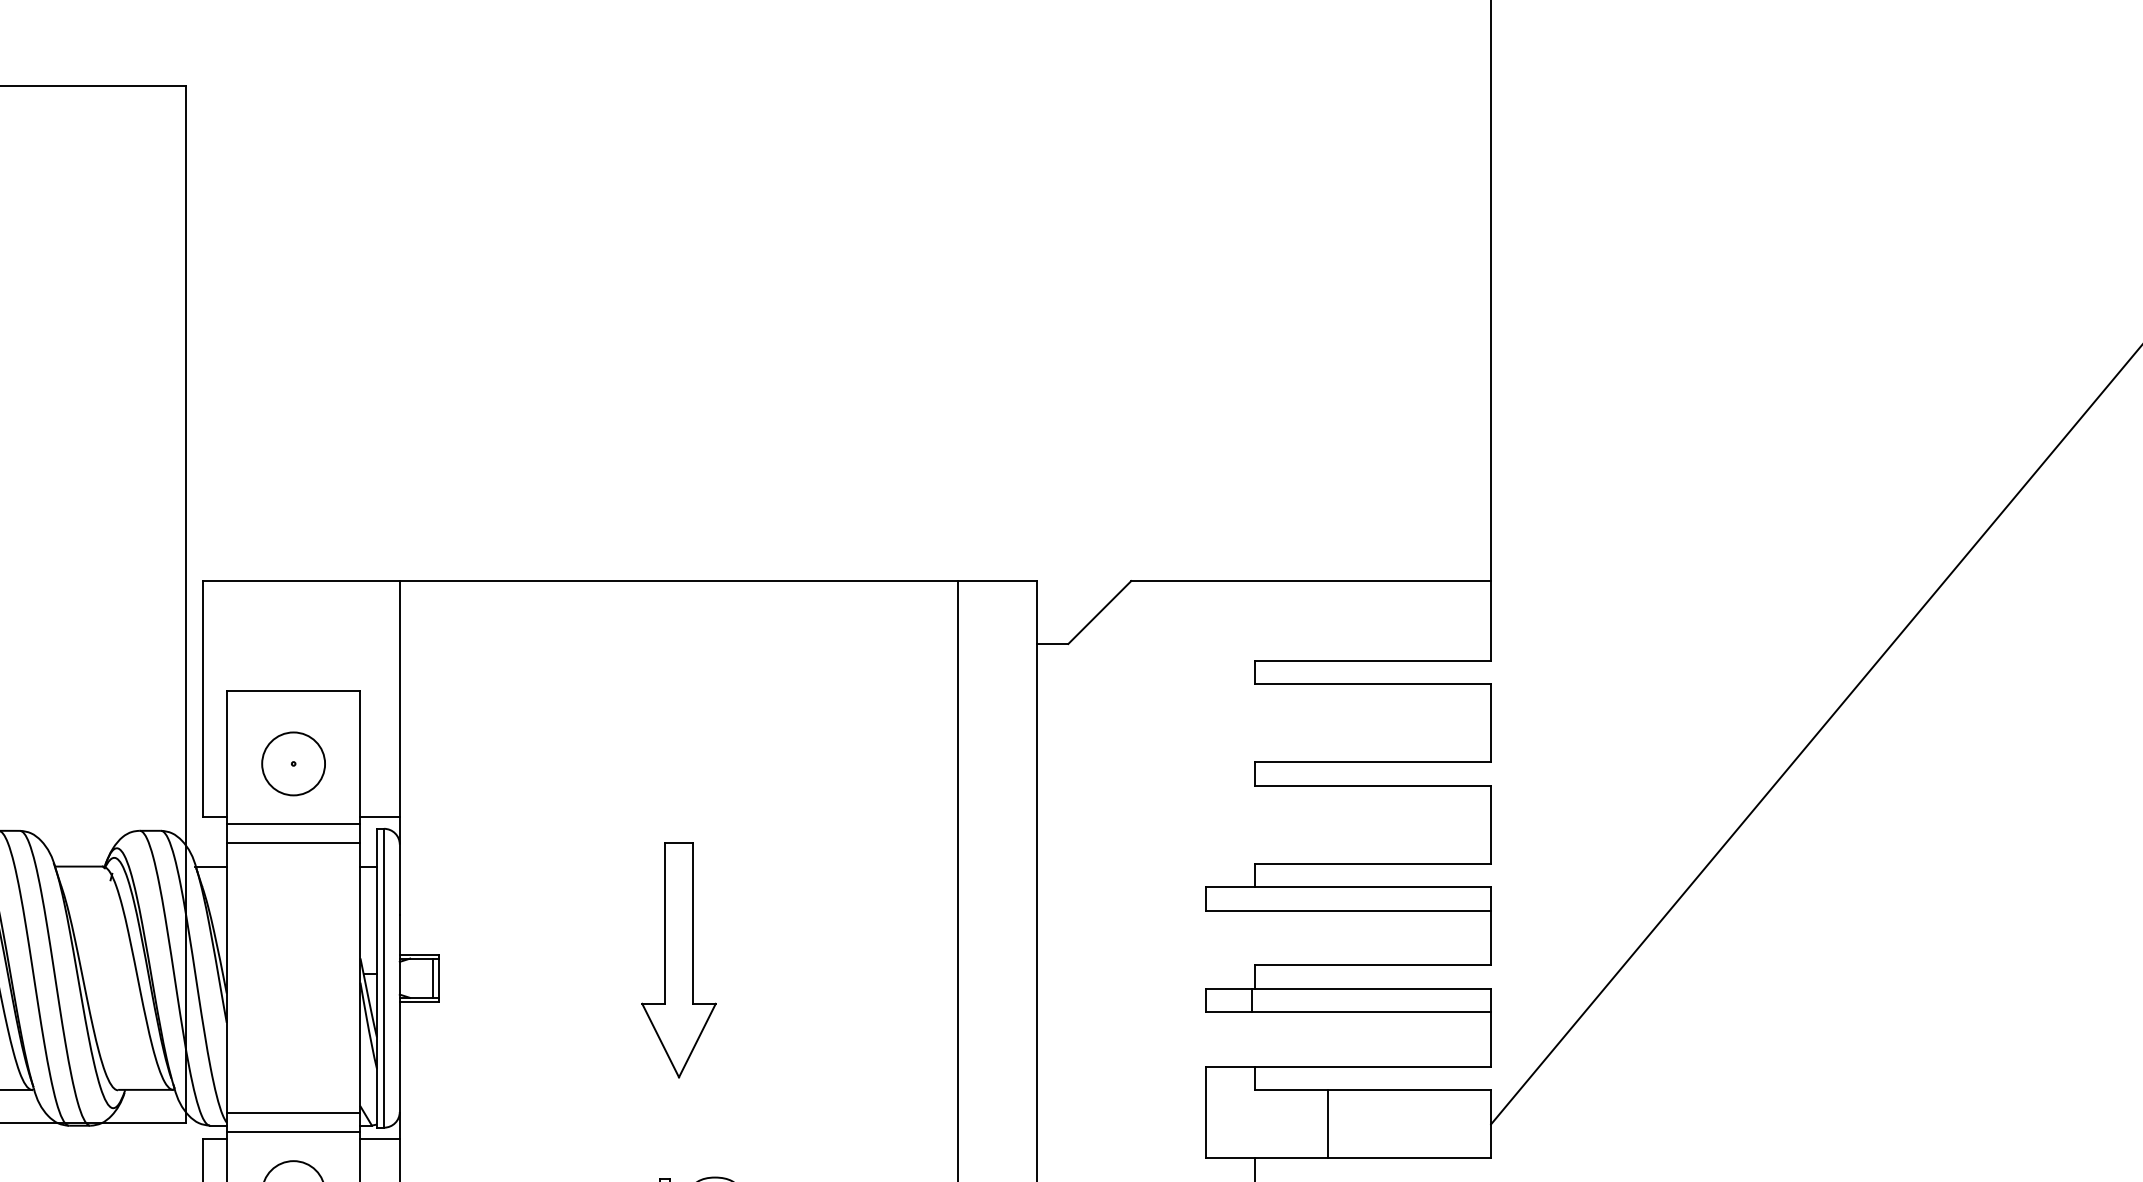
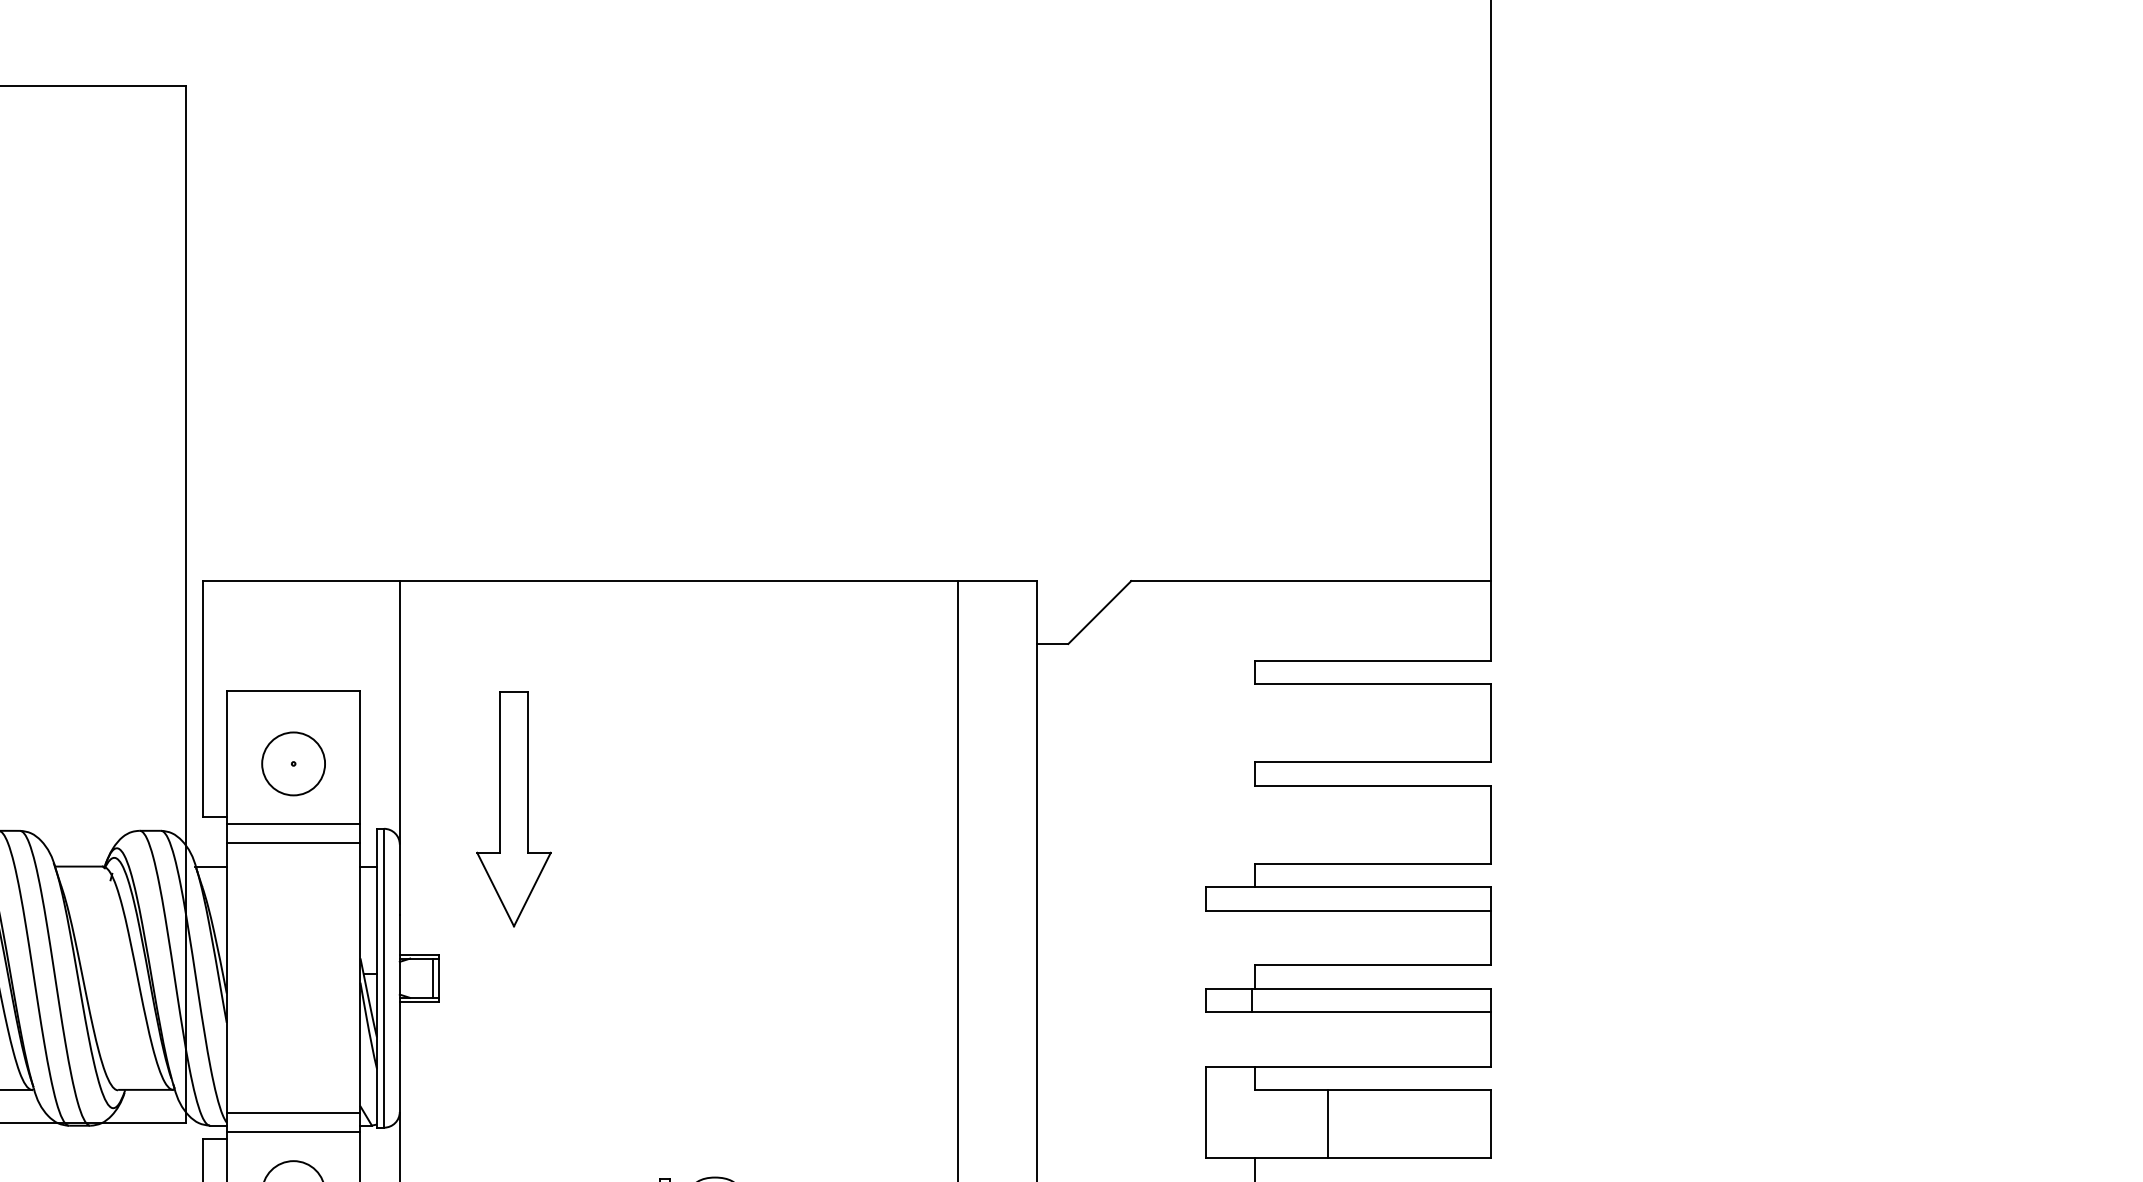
line: present -> none (1815, 736)
line: present -> none (379, 817)
part position: (678, 960) -> (513, 809) (513, 809)
line: present -> none (379, 1139)
